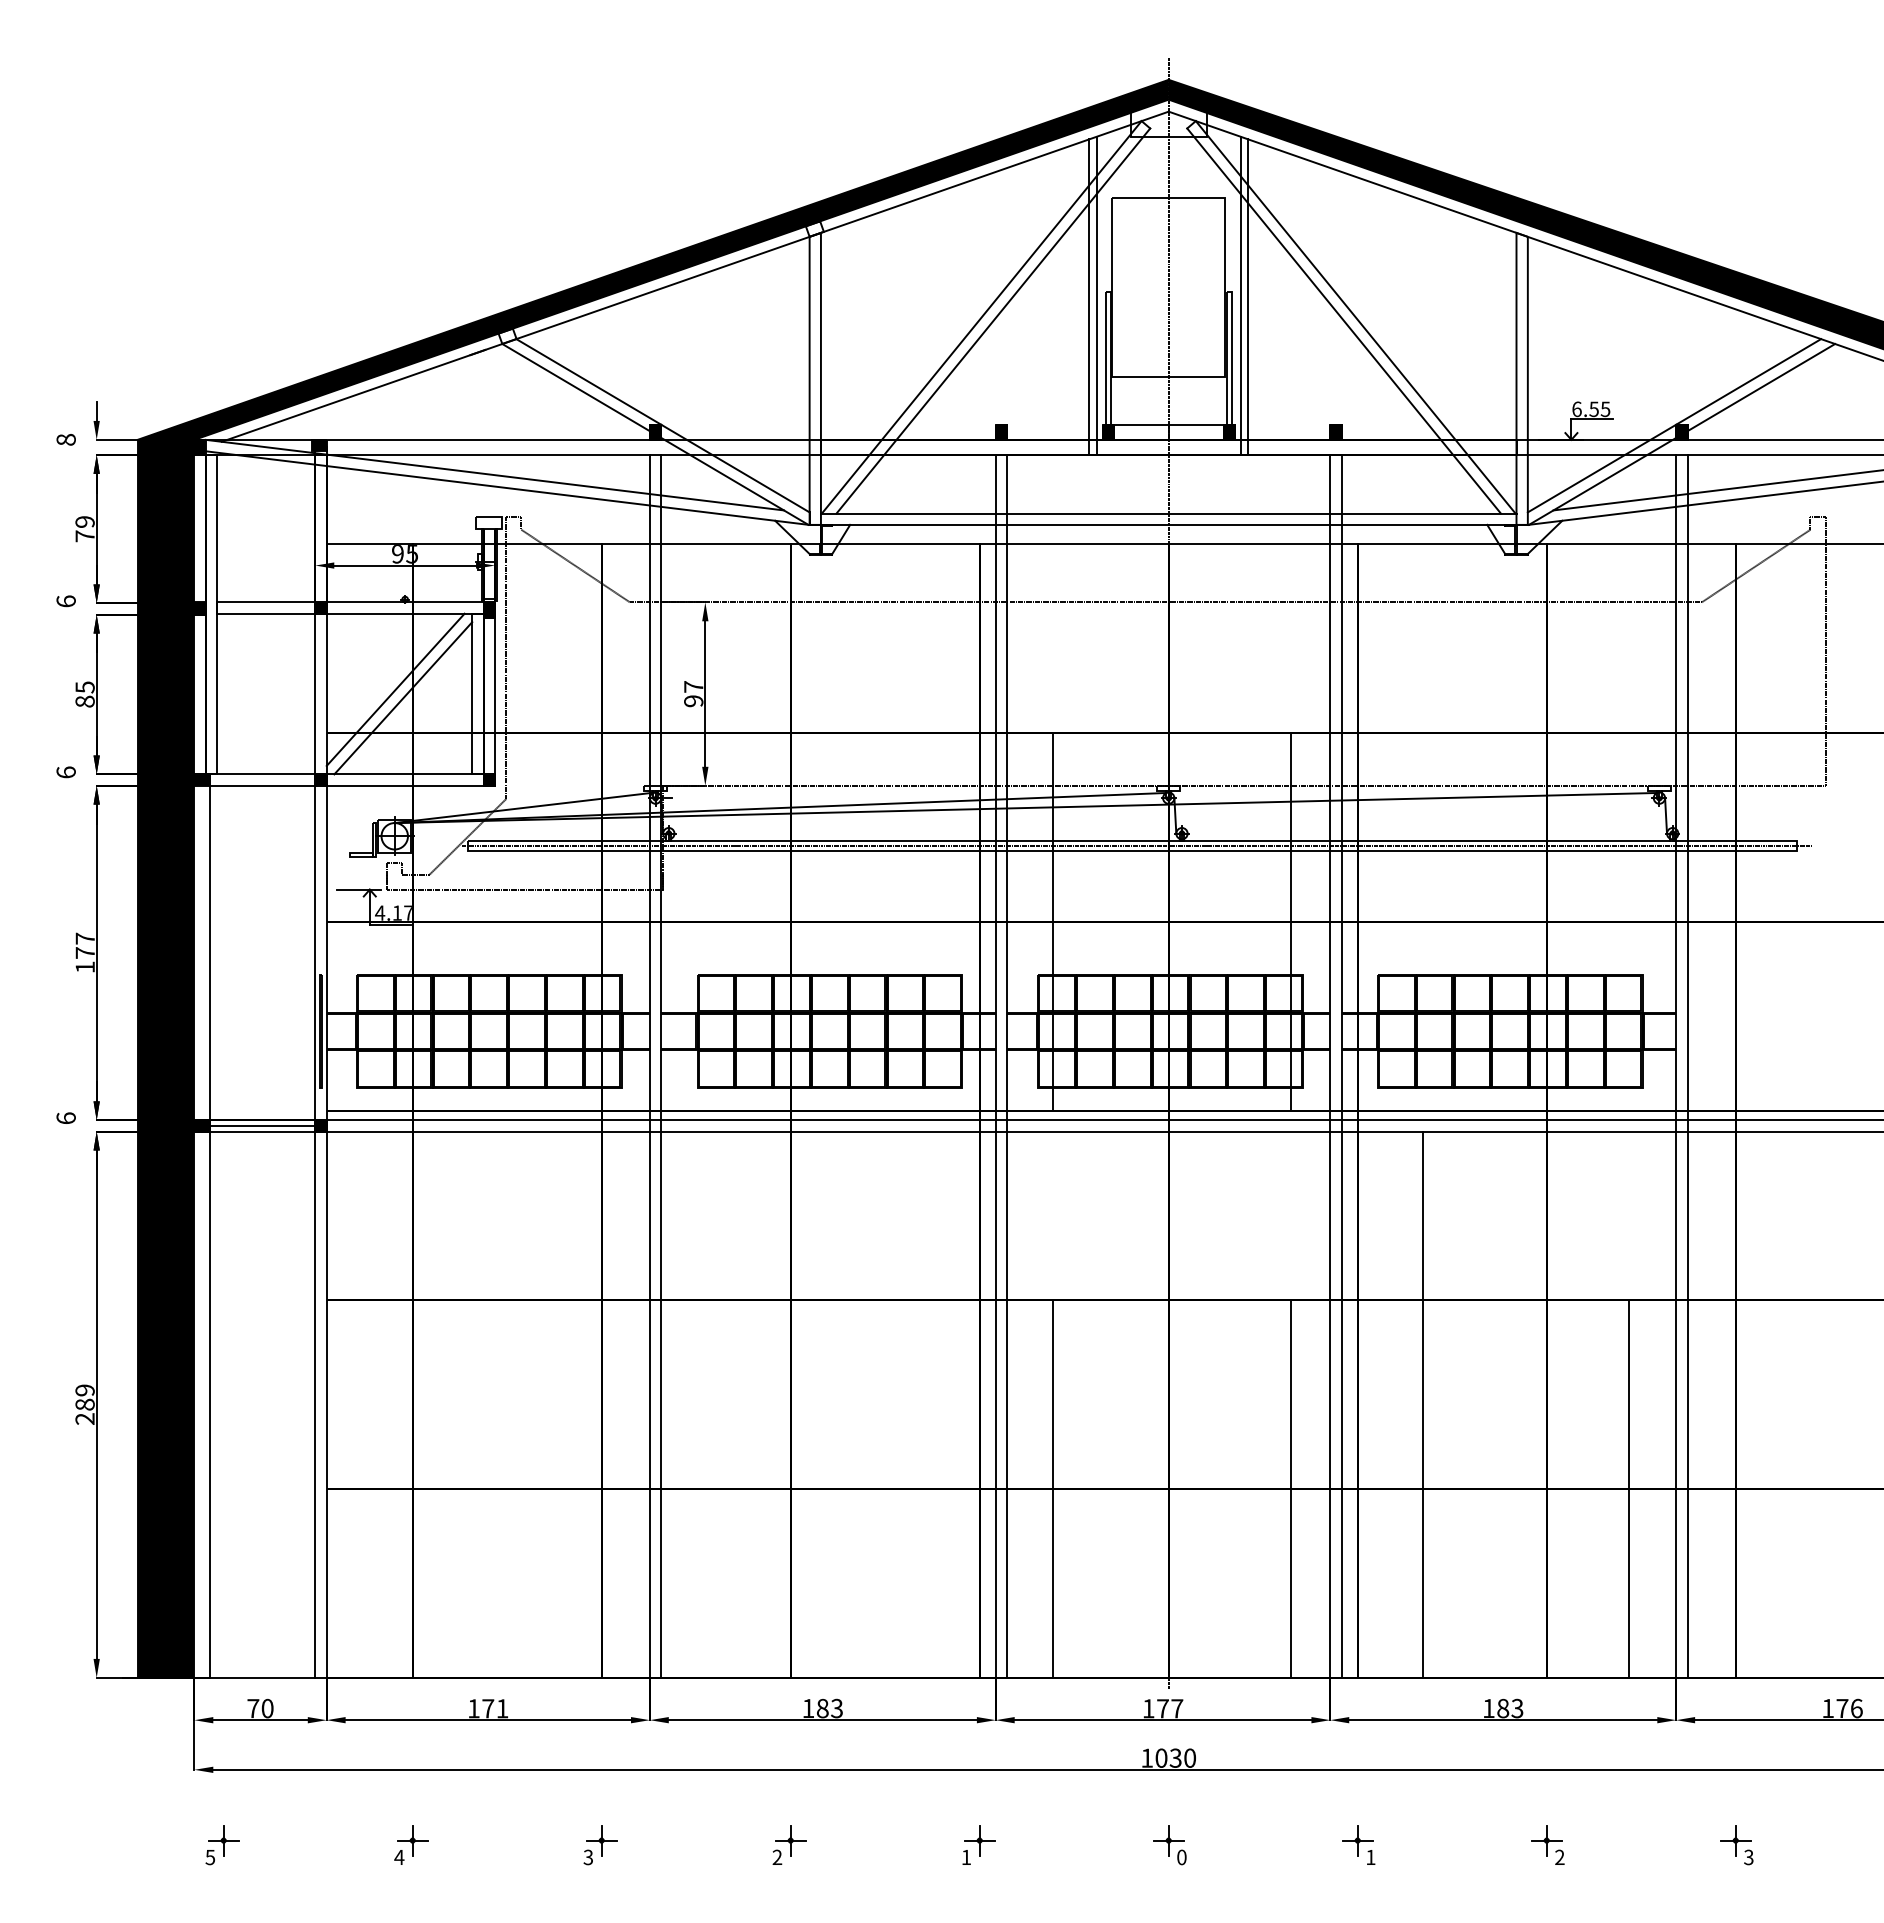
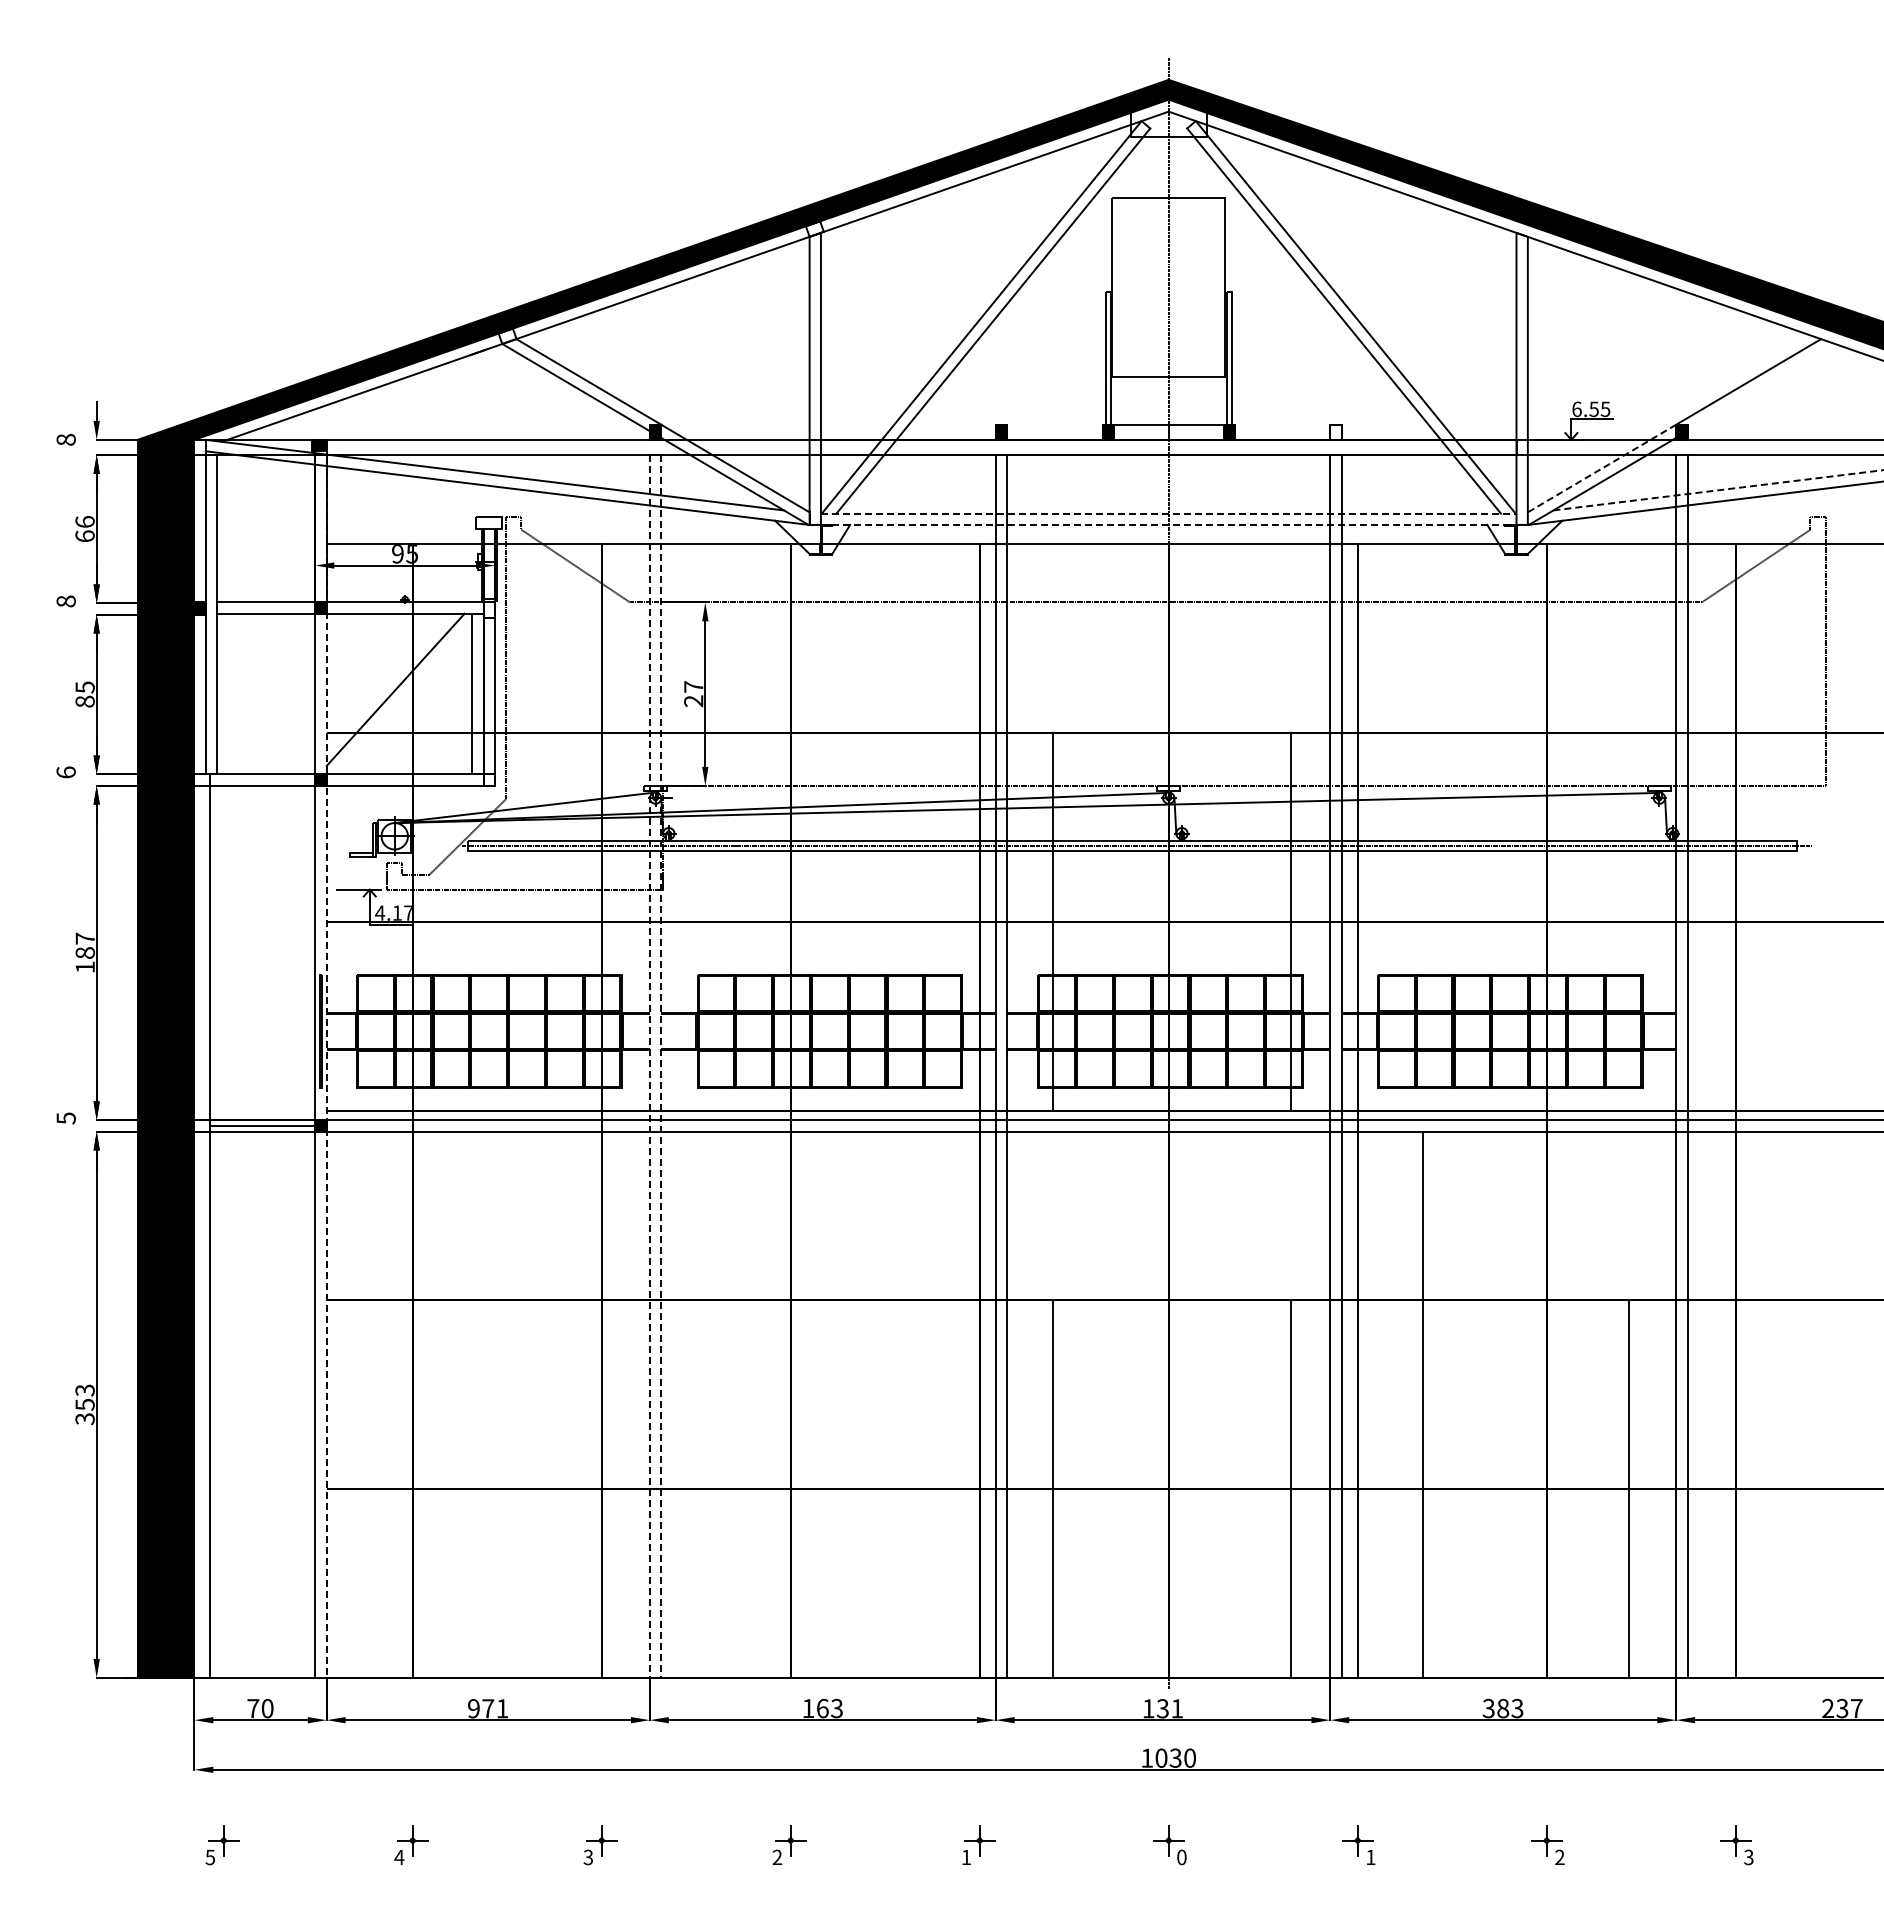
line: present -> none (1096, 295)
line: present -> none (1240, 295)
line: present -> none (1089, 296)
line: present -> none (1248, 296)
line: present -> none (1761, 387)
fill: present -> none (1335, 431)
fill: present -> none (199, 446)
line: solid -> dashed (1601, 468)
line: solid -> dashed (1719, 490)
line: solid -> dashed (1168, 513)
line: solid -> dashed (1169, 524)
text: 79 -> 66 (84, 529)
text: 6 -> 8 (65, 601)
fill: present -> none (488, 609)
line: present -> none (403, 698)
text: 97 -> 27 (693, 701)
fill: present -> none (201, 779)
fill: present -> none (488, 779)
text: 177 -> 187 (84, 952)
line: solid -> dashed (326, 1063)
line: solid -> dashed (649, 1066)
line: solid -> dashed (661, 1066)
text: 6 -> 5 (65, 1118)
fill: present -> none (201, 1125)
text: 289 -> 353 (84, 1404)
text: 171 -> 971 (473, 1708)
text: 183 -> 163 (822, 1708)
text: 177 -> 131 (1170, 1708)
text: 183 -> 383 (1488, 1708)
text: 176 -> 237 (1842, 1708)
